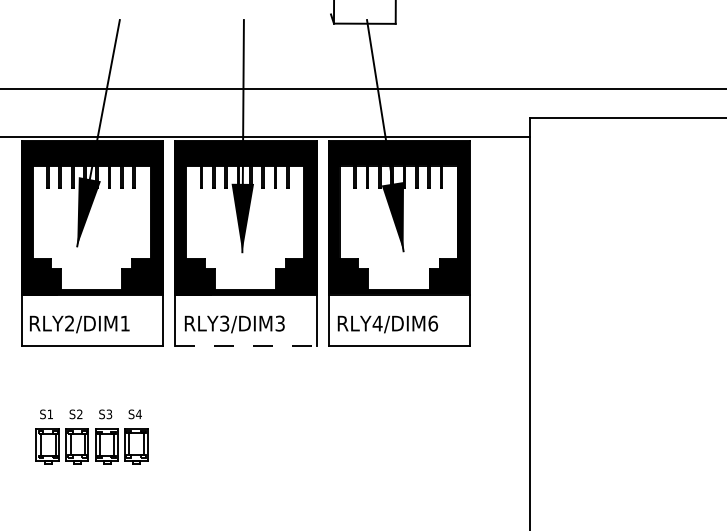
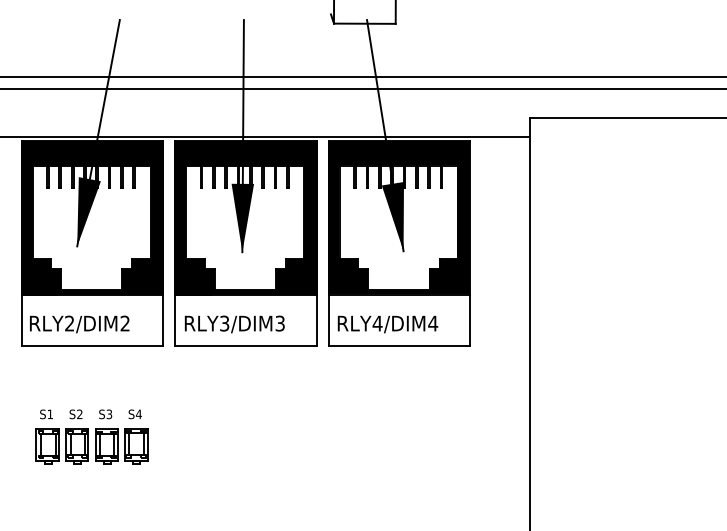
line: none -> present (362, 76)
text: RLY2/DIM1 -> RLY2/DIM2 (124, 323)
text: RLY4/DIM6 -> RLY4/DIM4 (433, 323)
line: dashed -> solid (245, 346)
